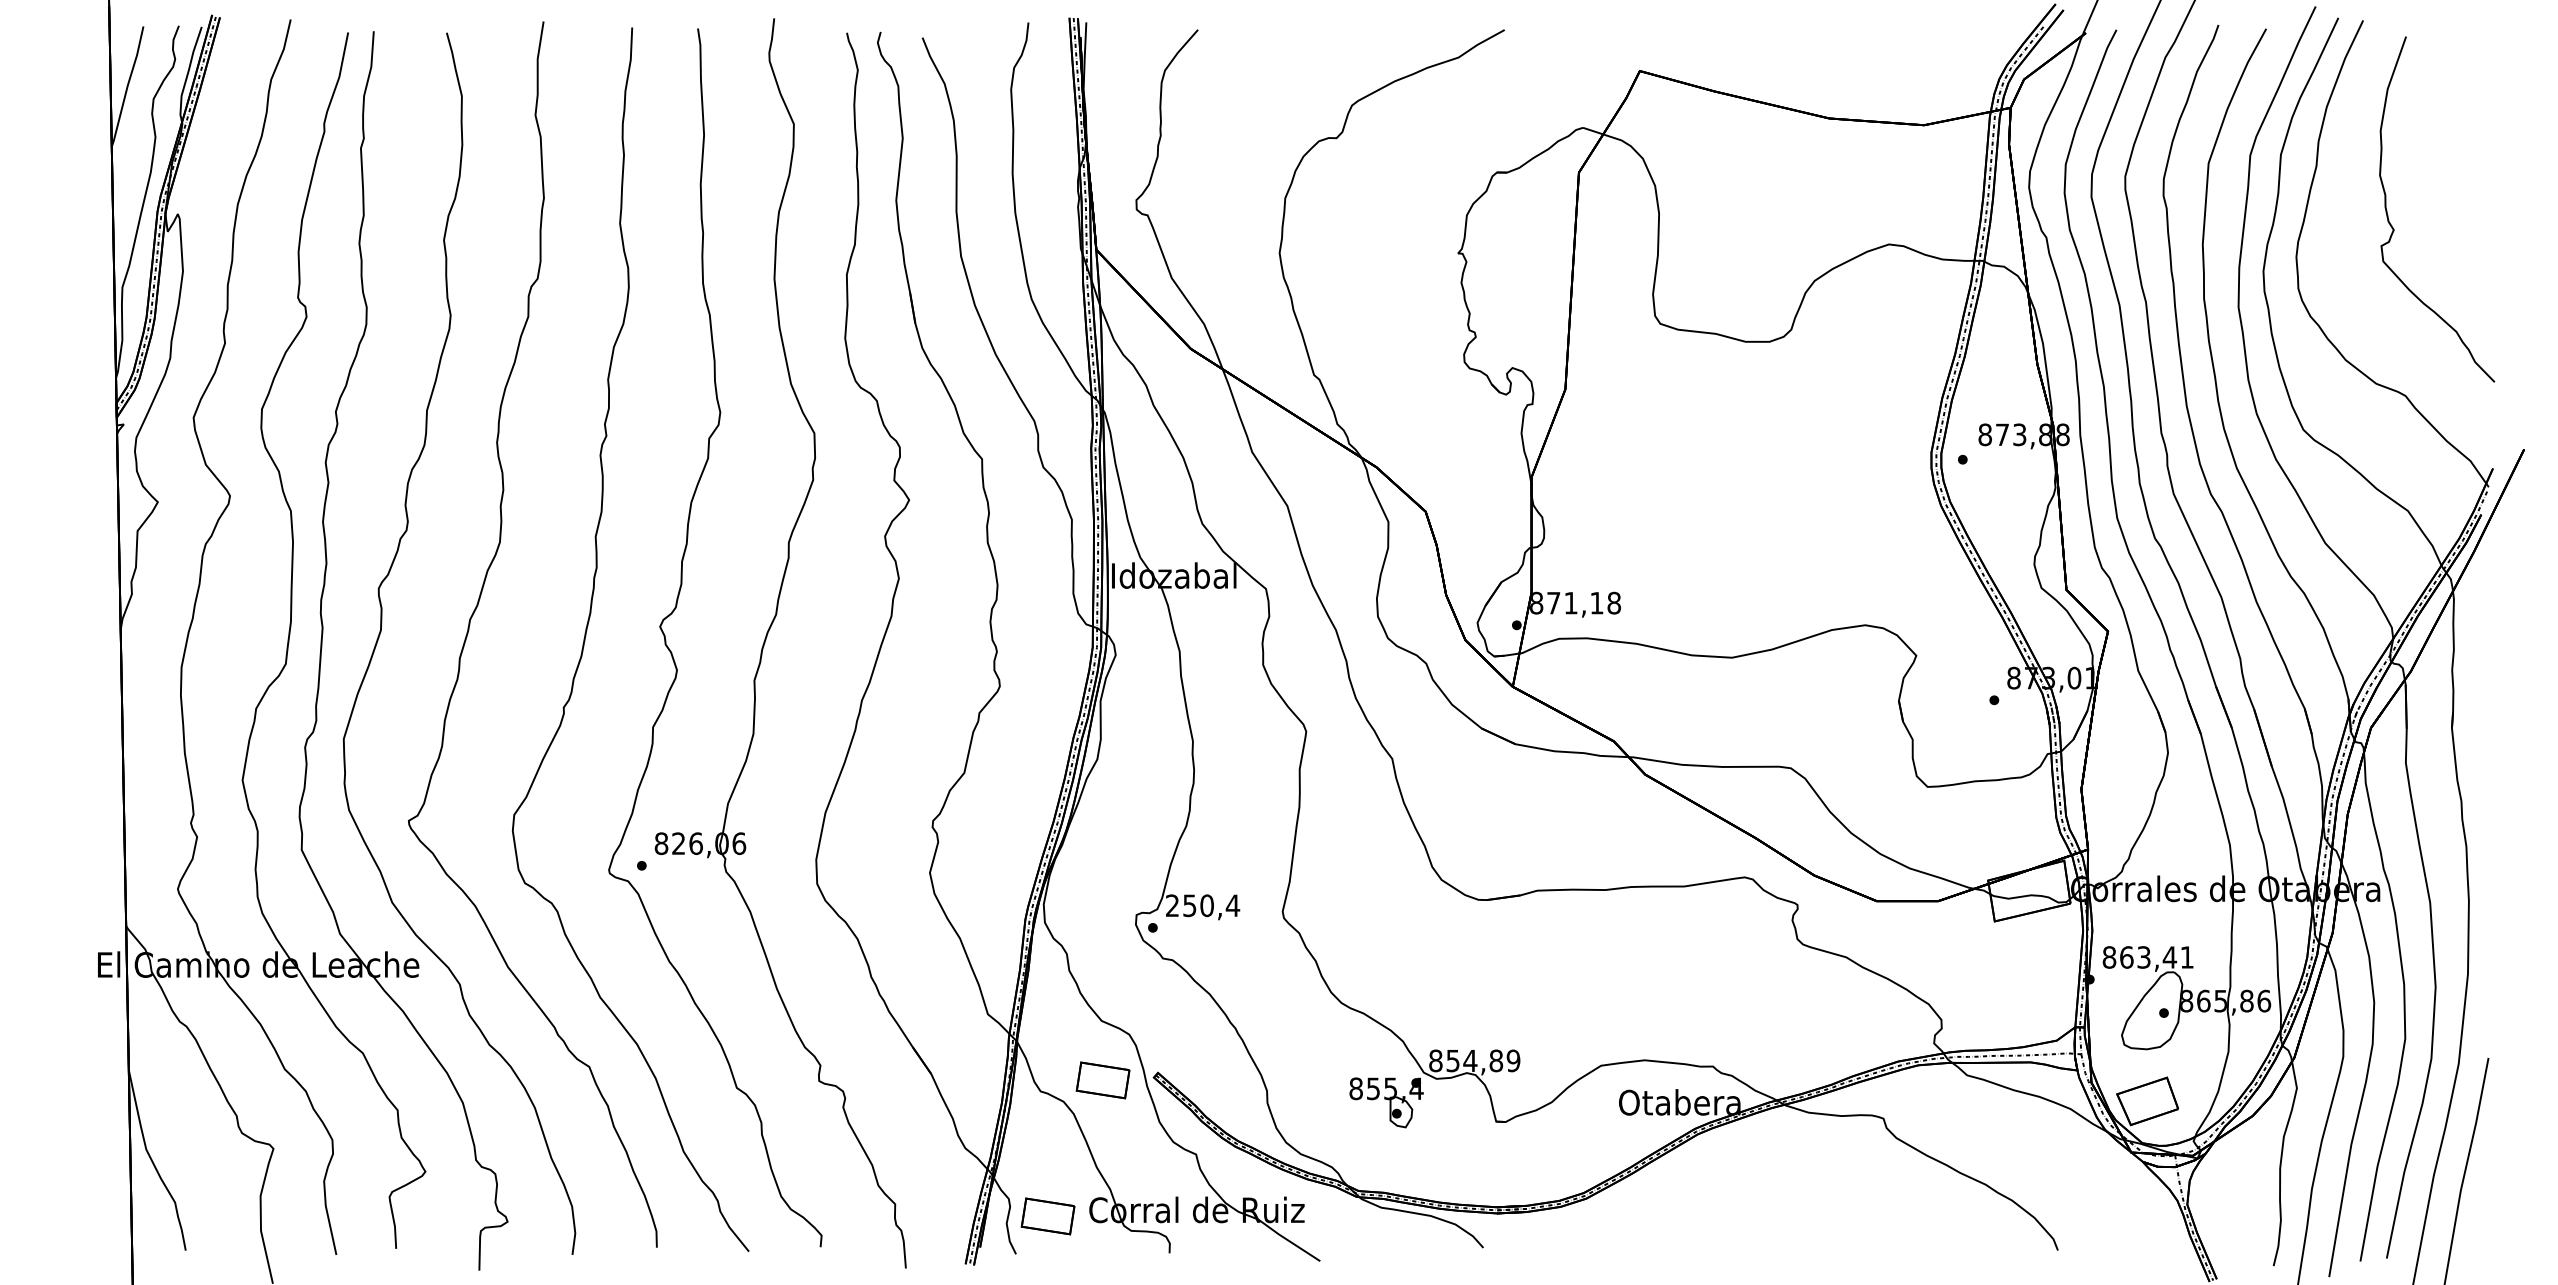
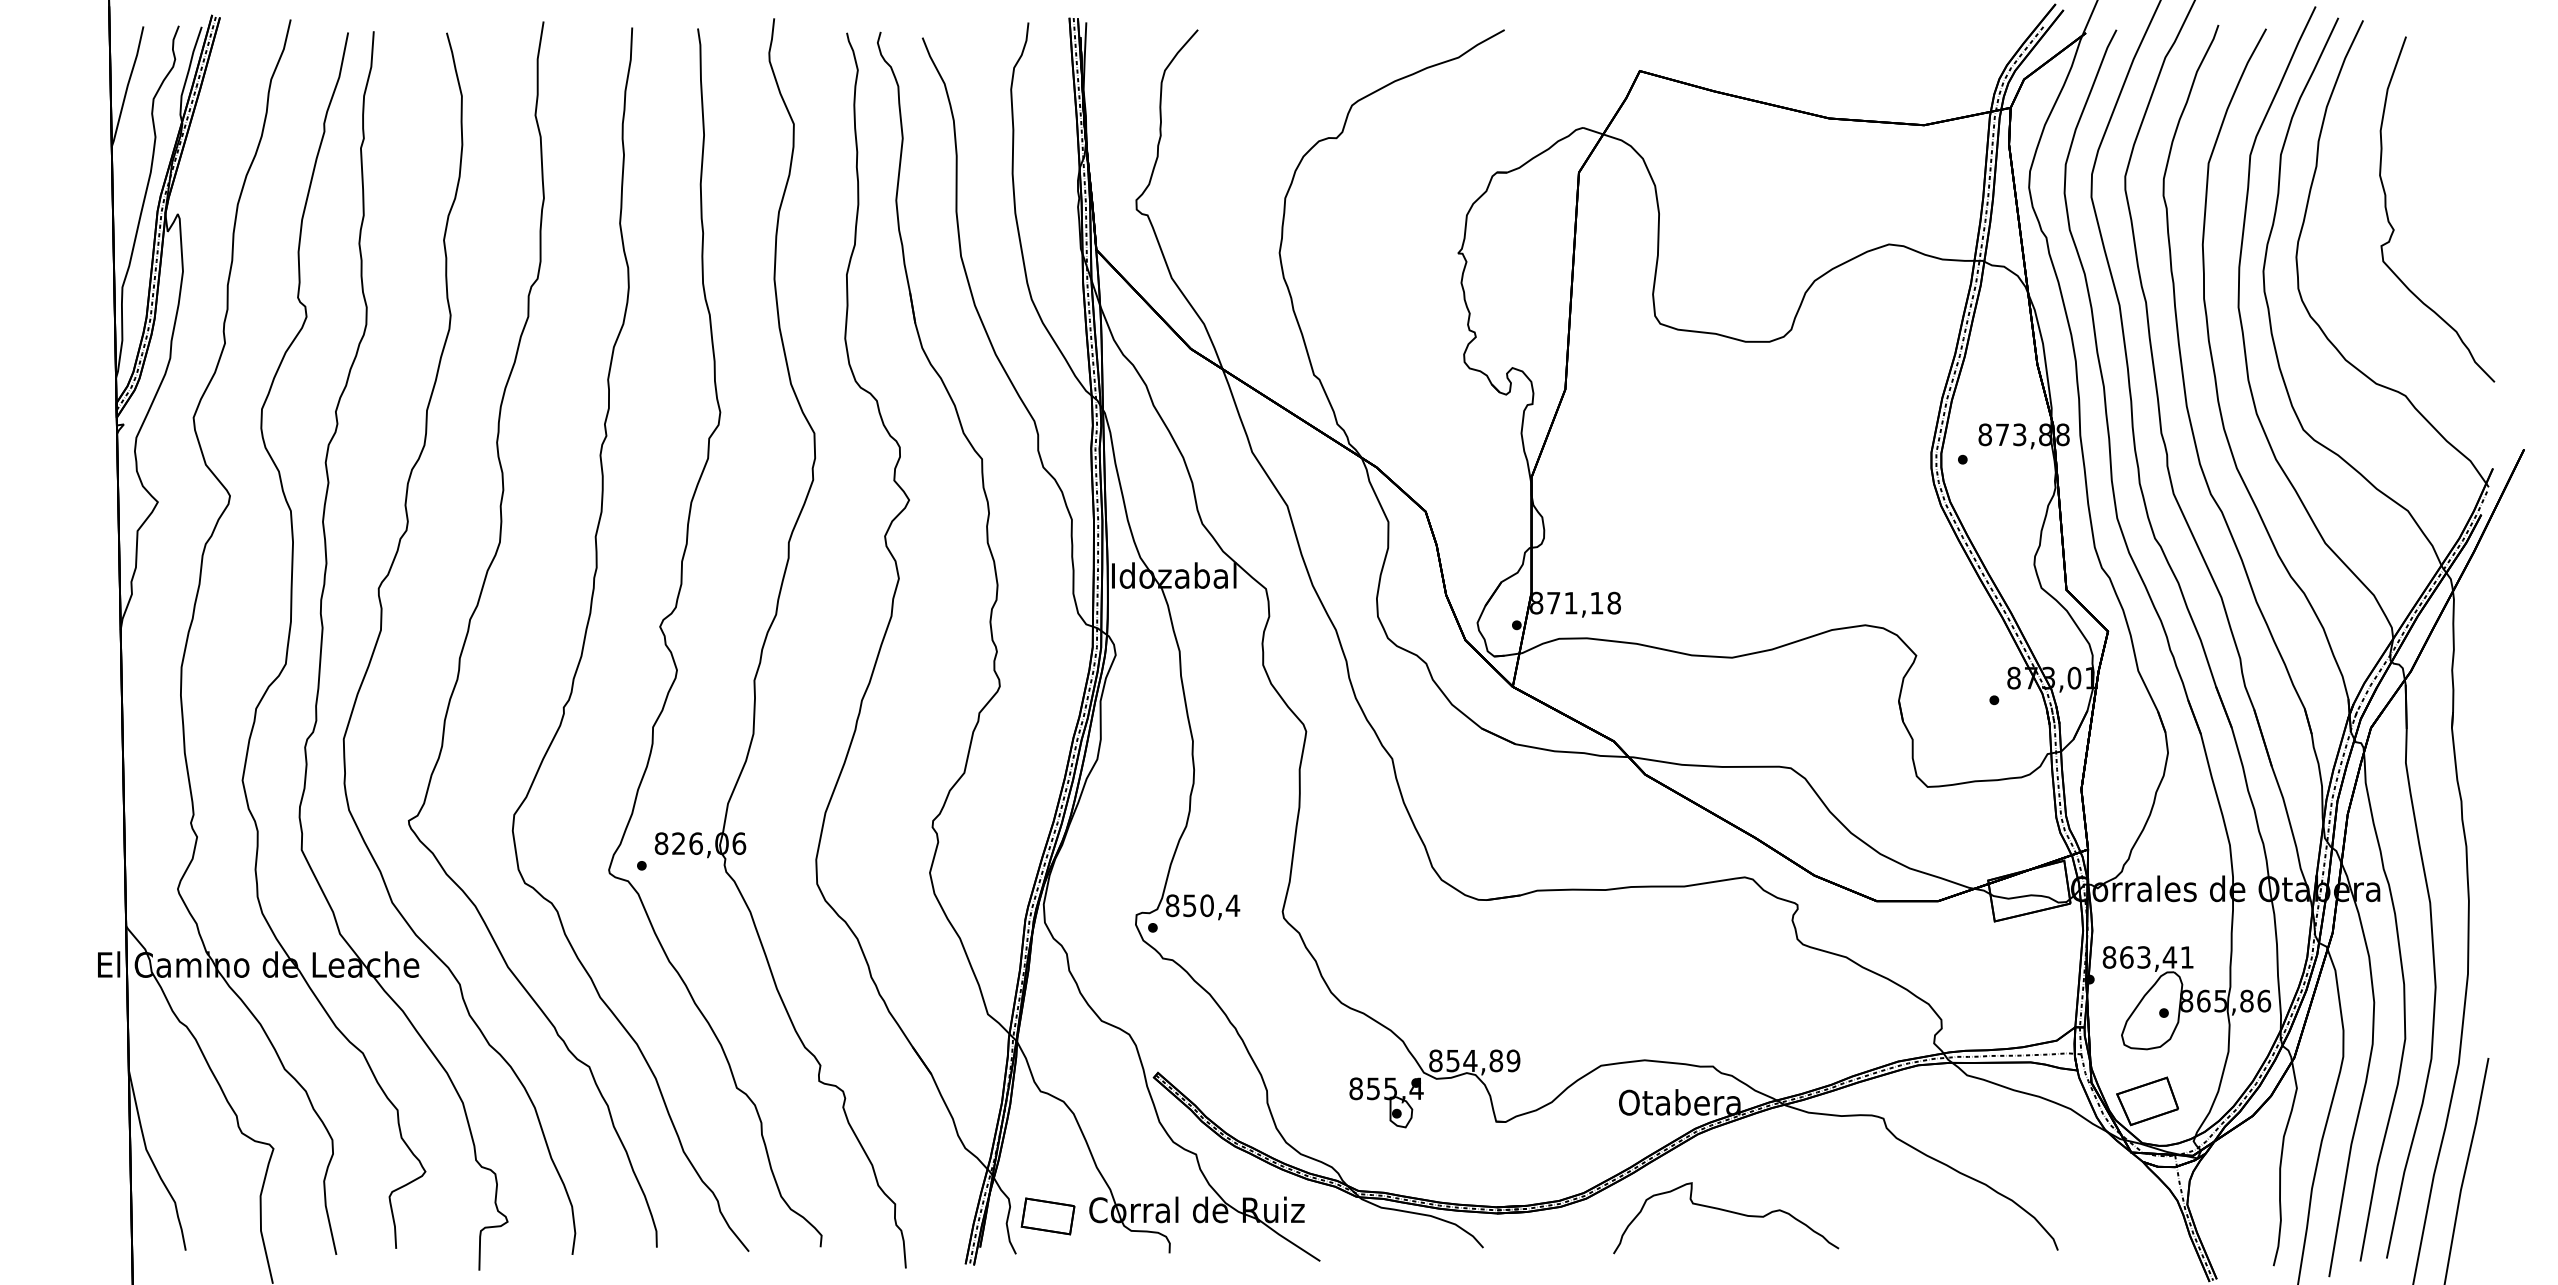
text: 250,4 -> 850,4 (1172, 905)
part: present -> none (1102, 1080)
curve: none -> present (1728, 1212)
